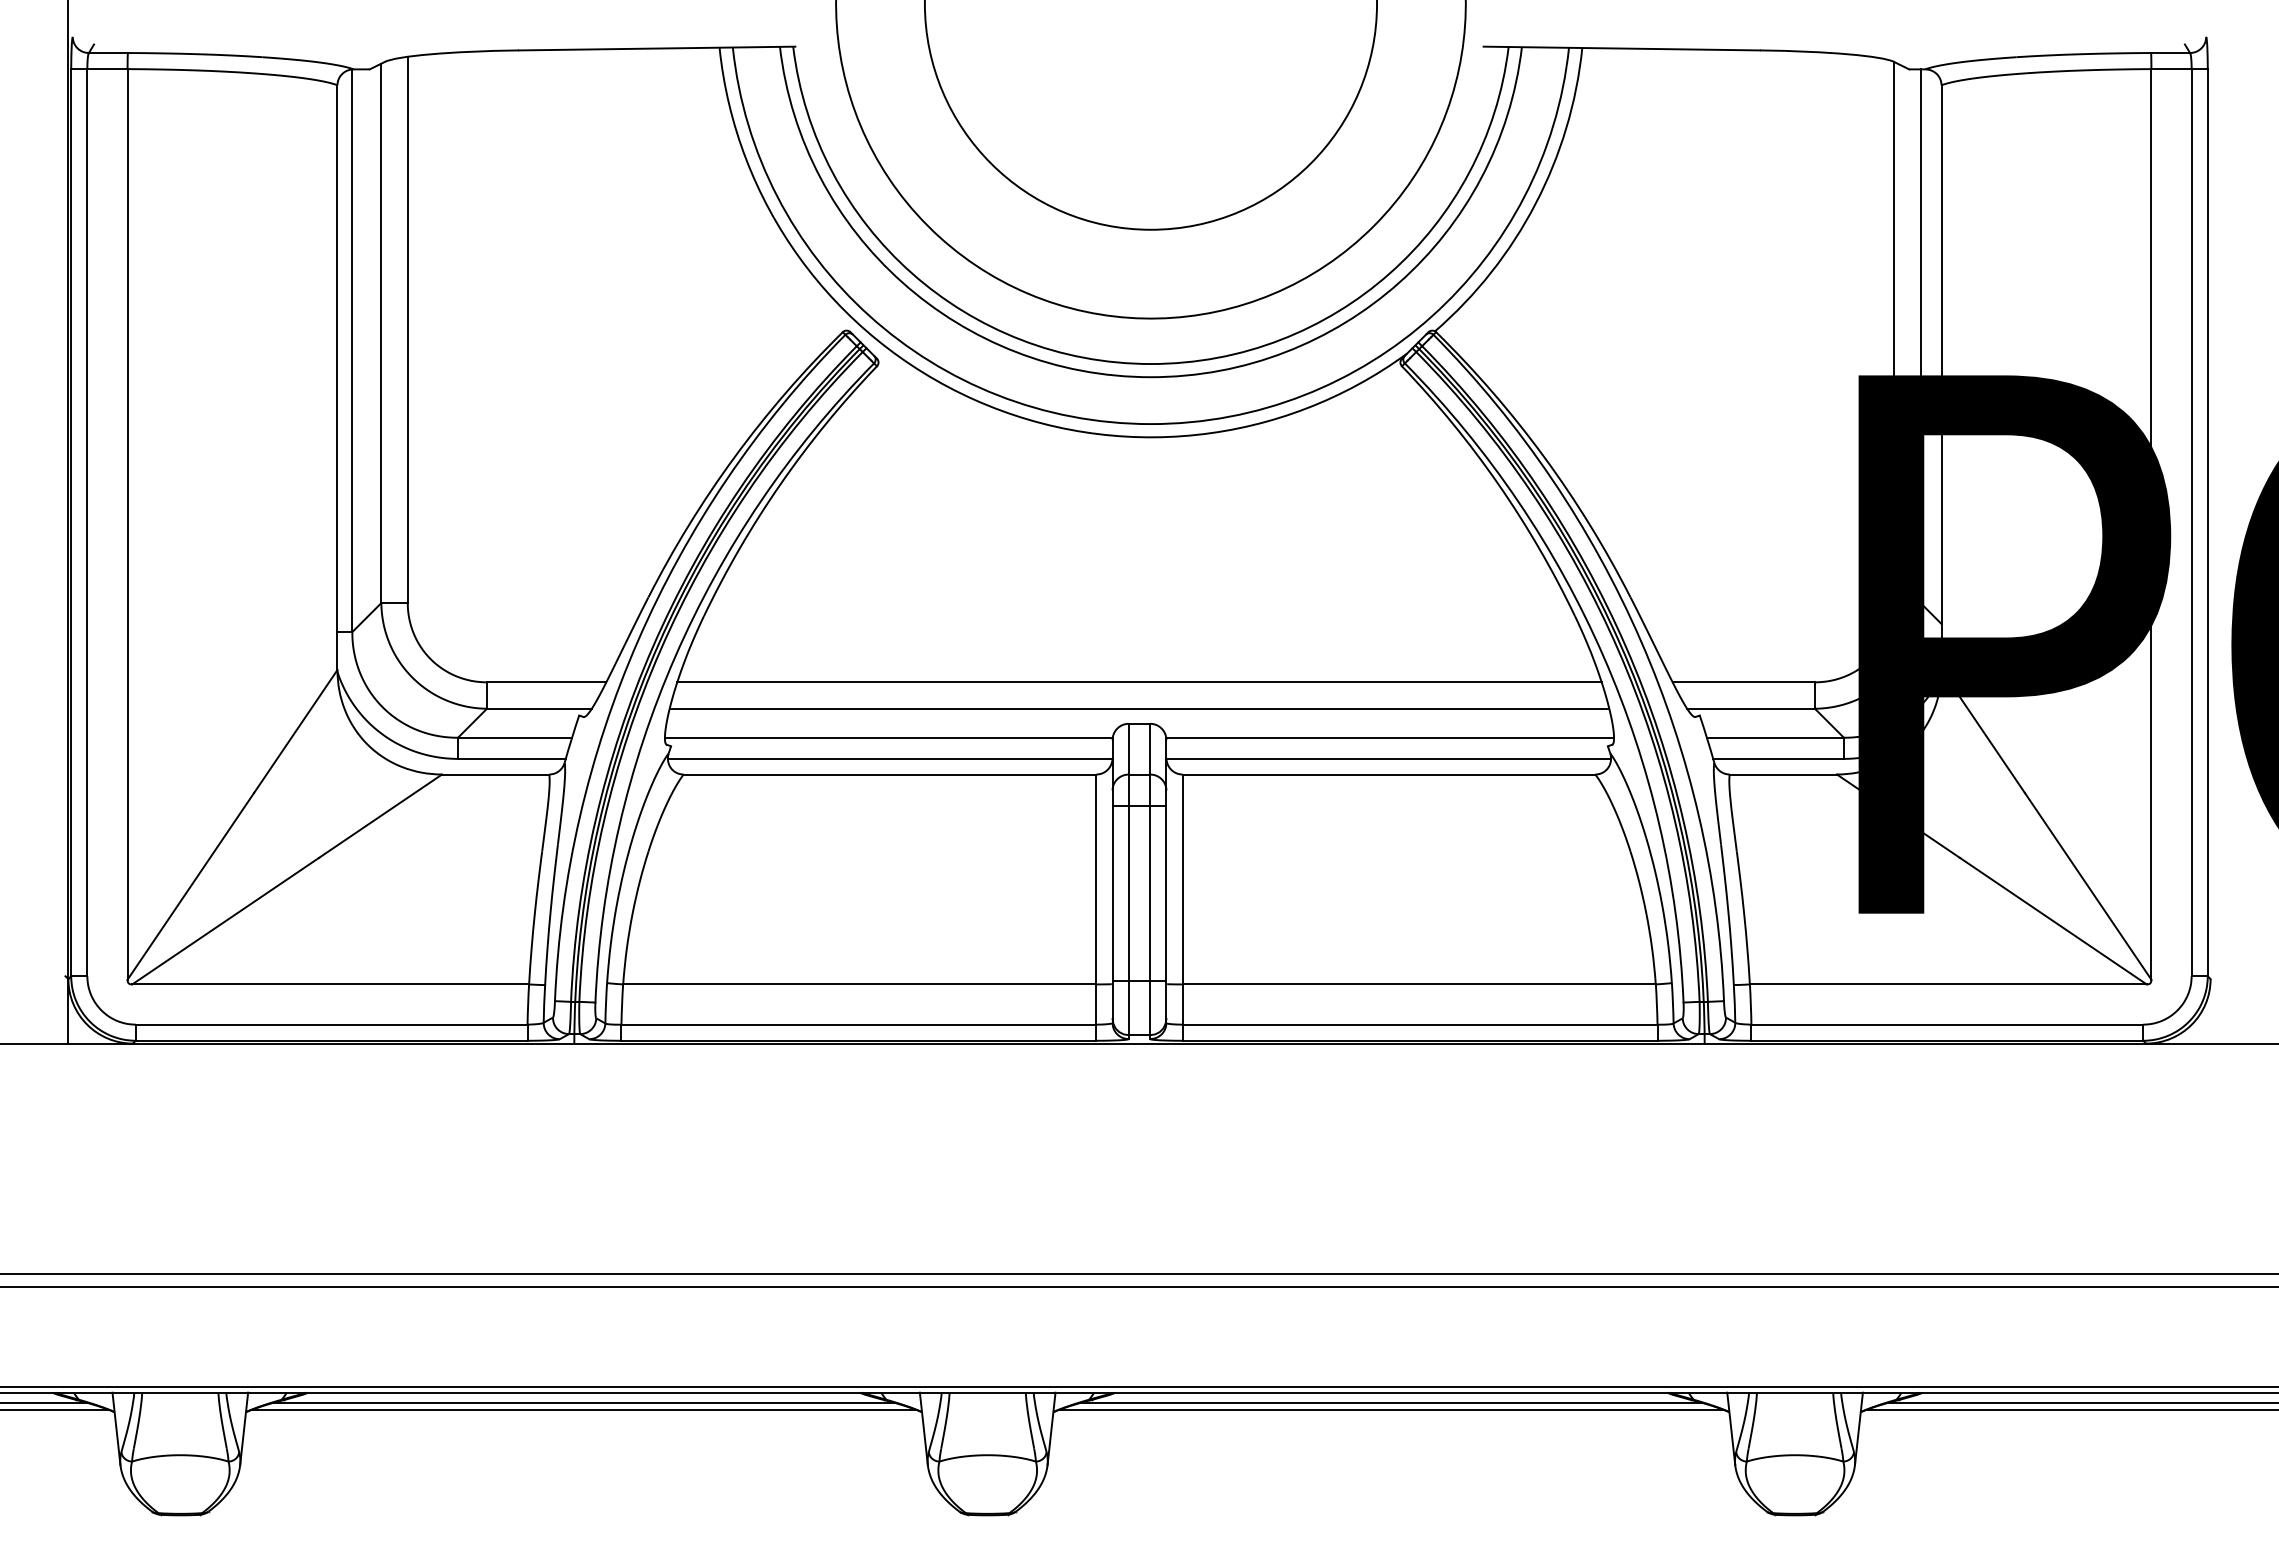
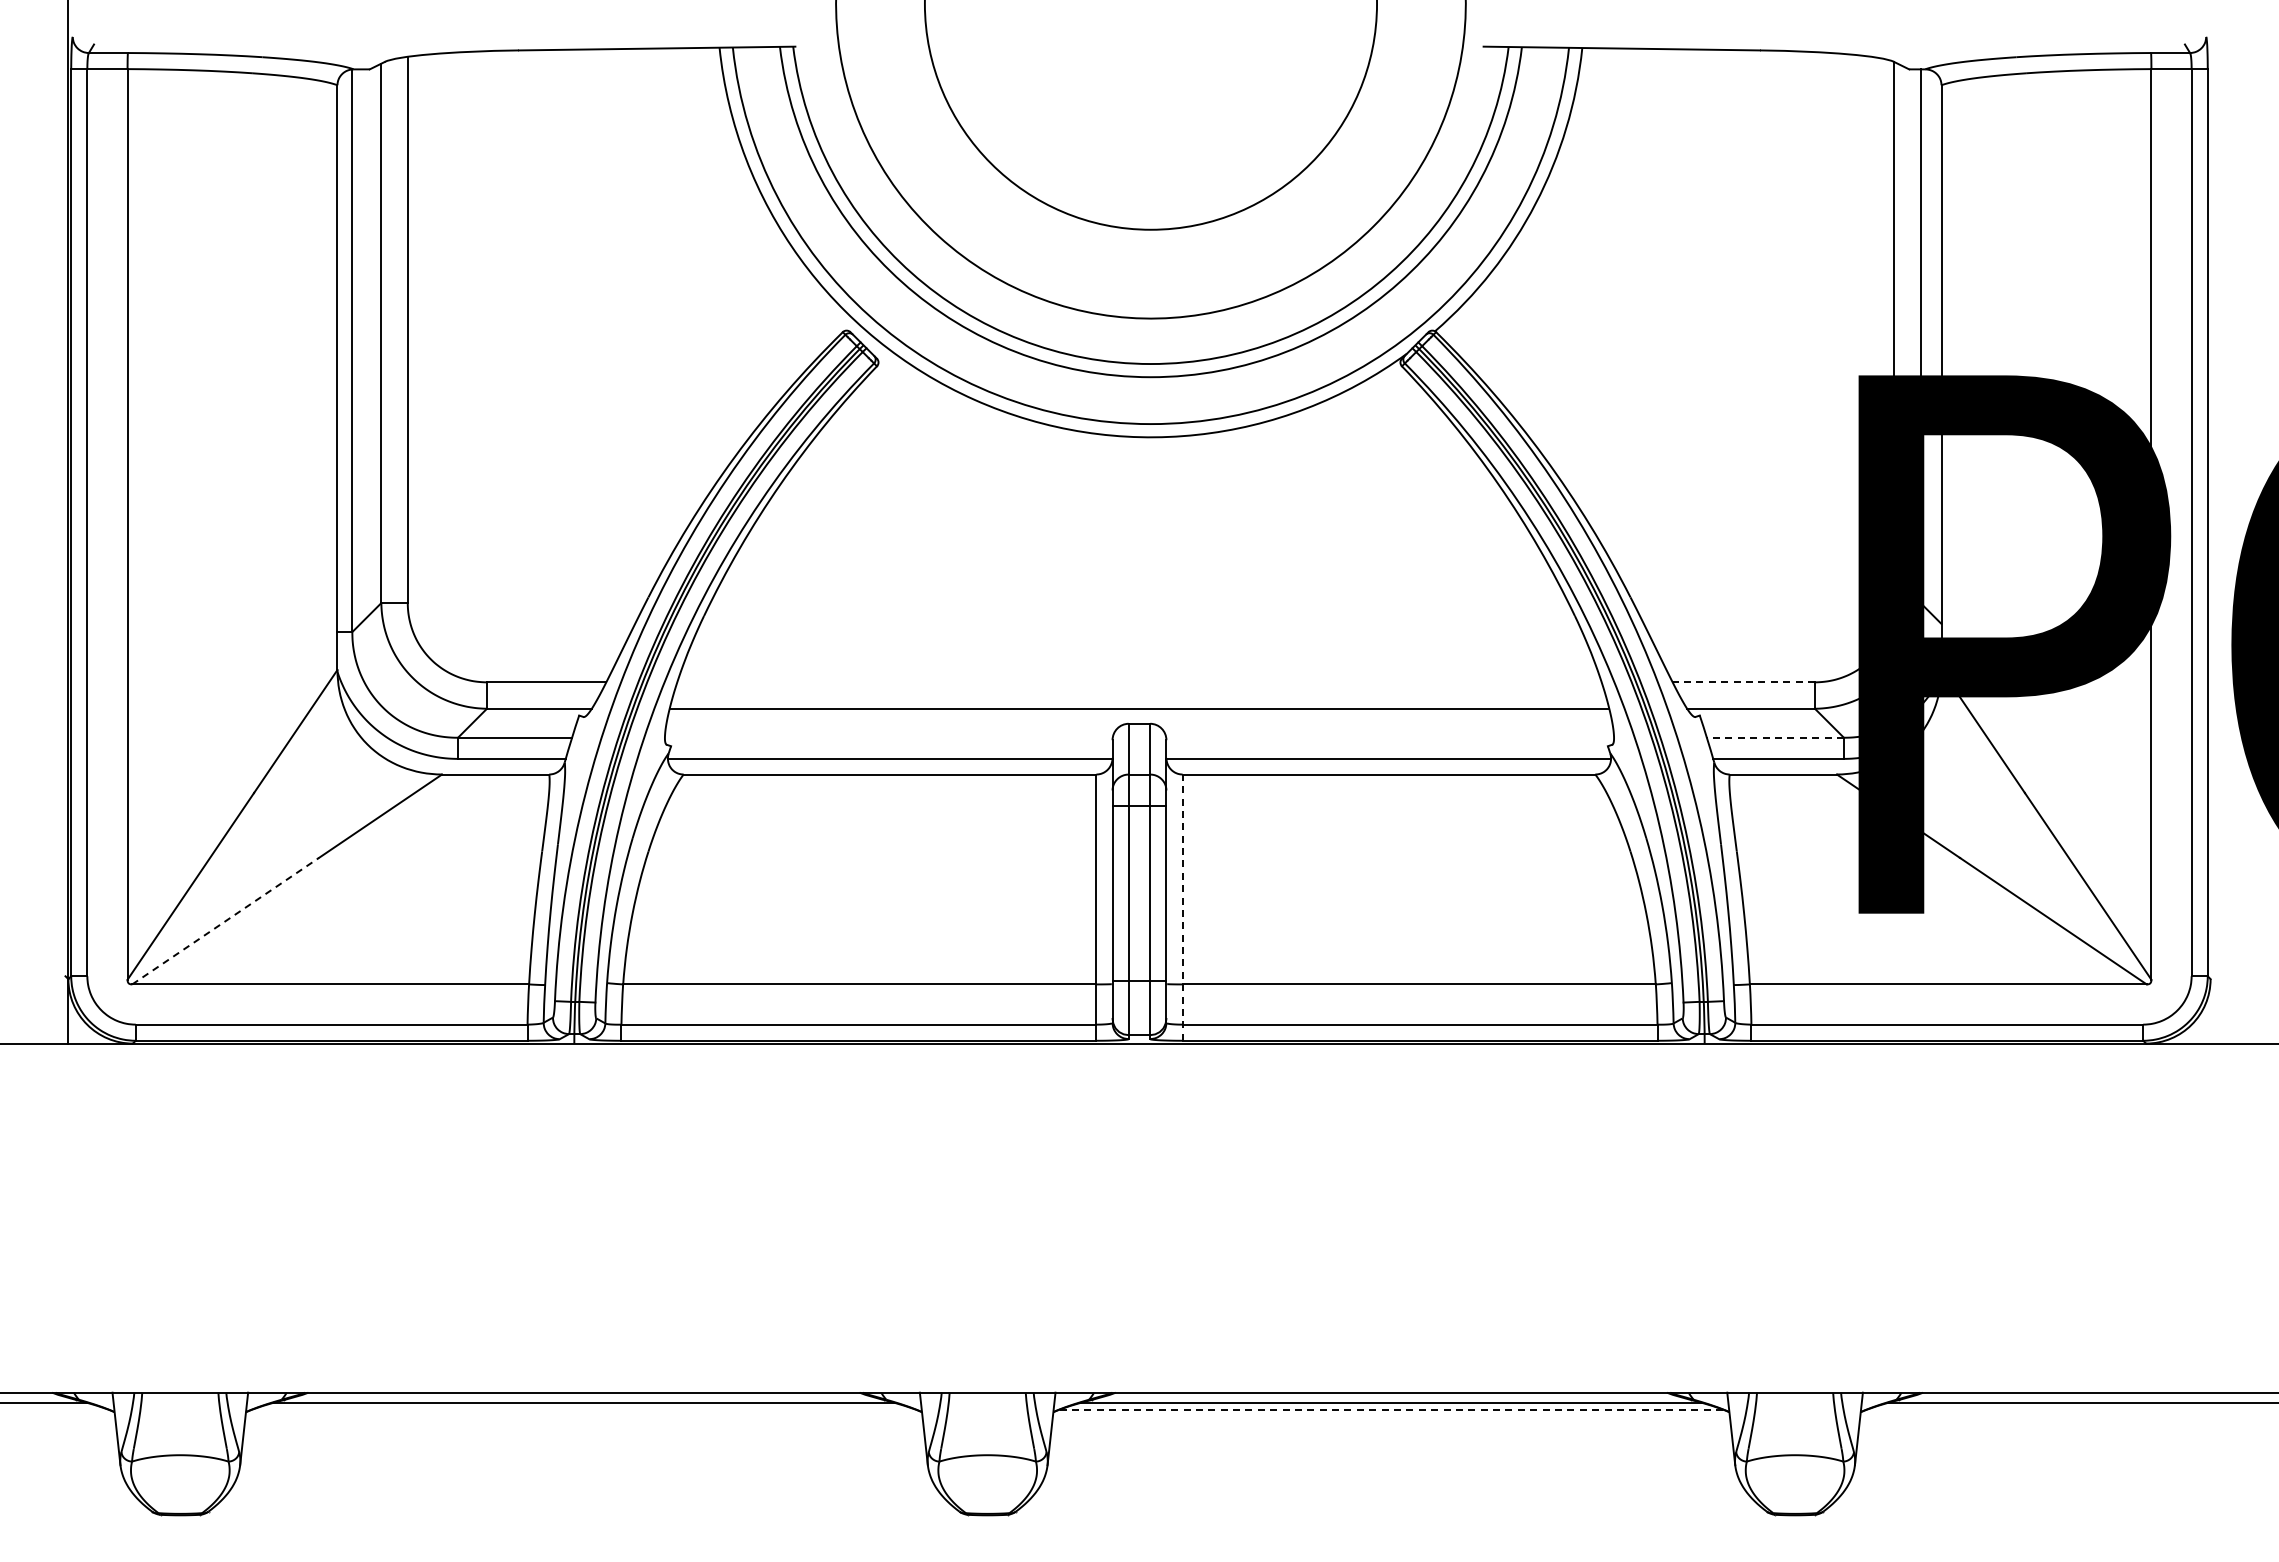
line: present -> none (1139, 682)
line: solid -> dashed (1743, 682)
line: present -> none (889, 737)
line: present -> none (1389, 737)
line: solid -> dashed (1774, 737)
line: solid -> dashed (1182, 907)
line: solid -> dashed (225, 921)
line: present -> none (1138, 1274)
line: present -> none (1138, 1286)
line: present -> none (1138, 1387)
line: present -> none (55, 1409)
line: present -> none (583, 1409)
line: solid -> dashed (1391, 1409)
line: present -> none (2071, 1409)
